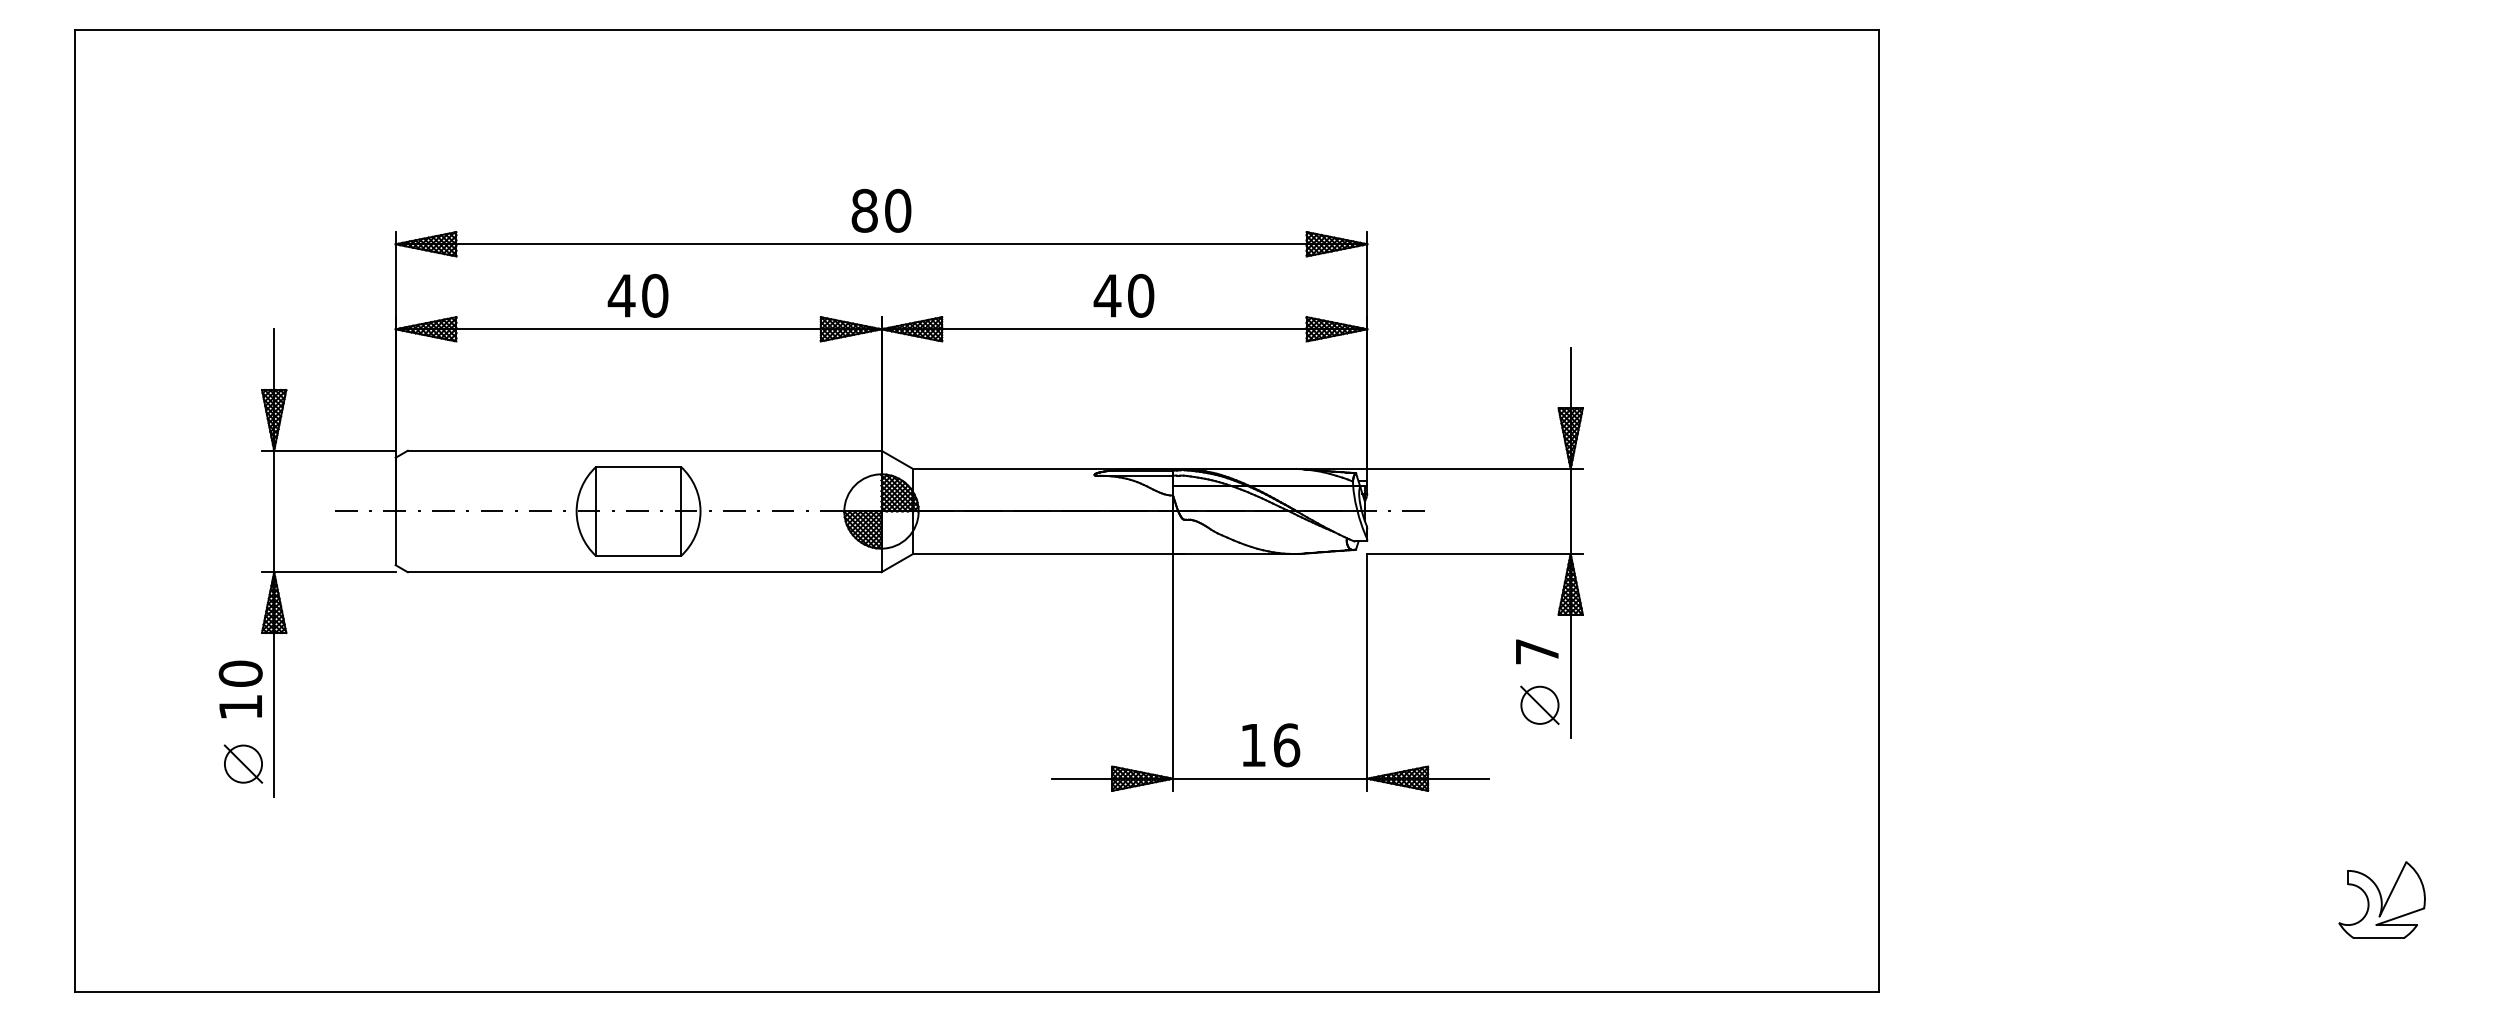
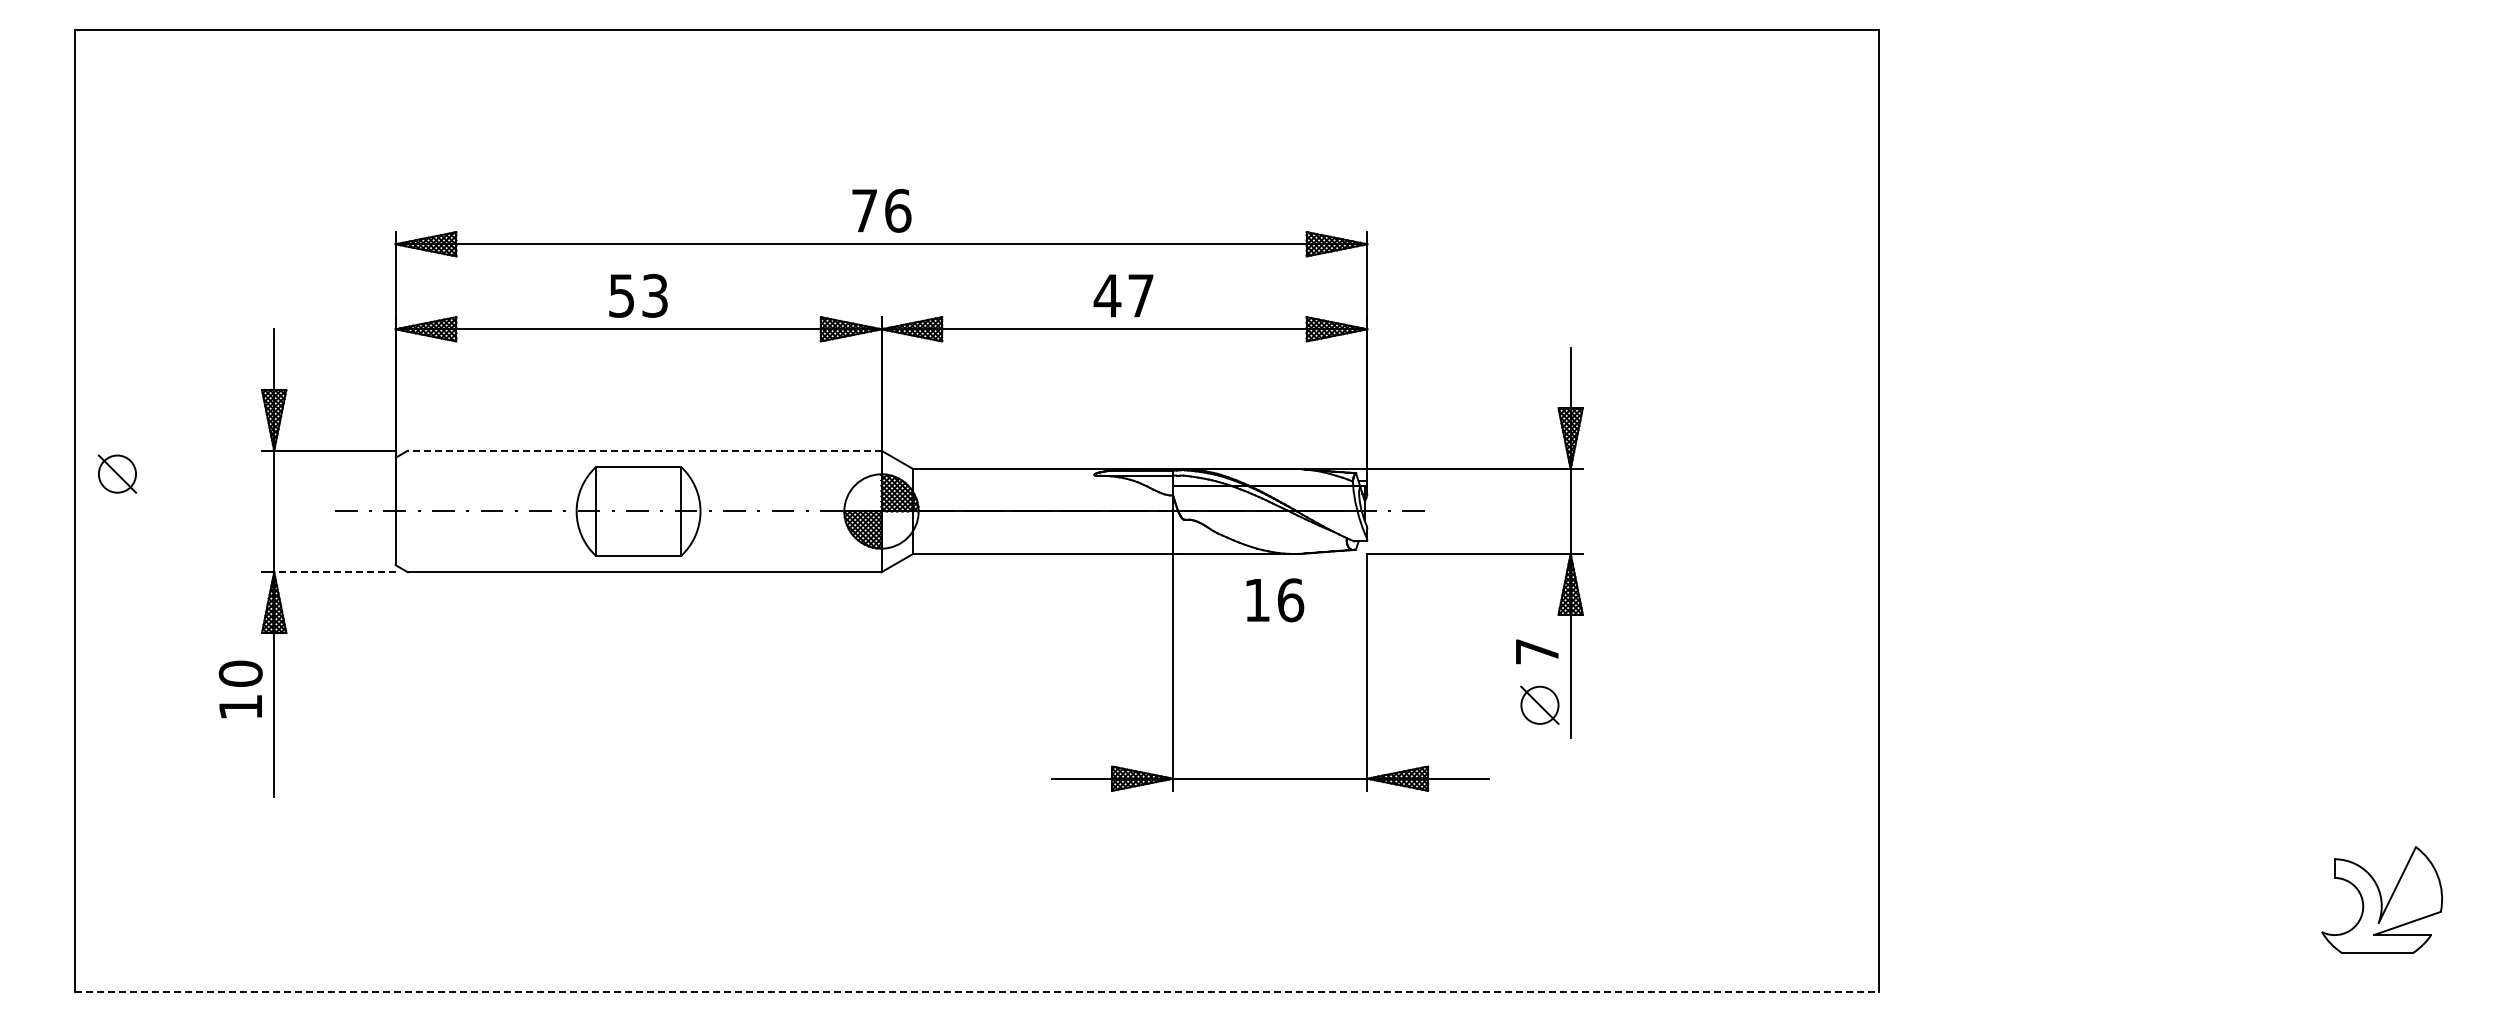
text: 80 -> 76 (881, 210)
text: 40 -> 53 (637, 295)
text: 40 -> 47 (1141, 295)
line: solid -> dashed (644, 450)
line: solid -> dashed (334, 572)
text position: (1271, 745) -> (1275, 600) (1275, 600)
part position: (243, 763) -> (117, 473) (117, 473)
part size: 88x78 px -> 123x108 px (2382, 899)
line: solid -> dashed (976, 992)
